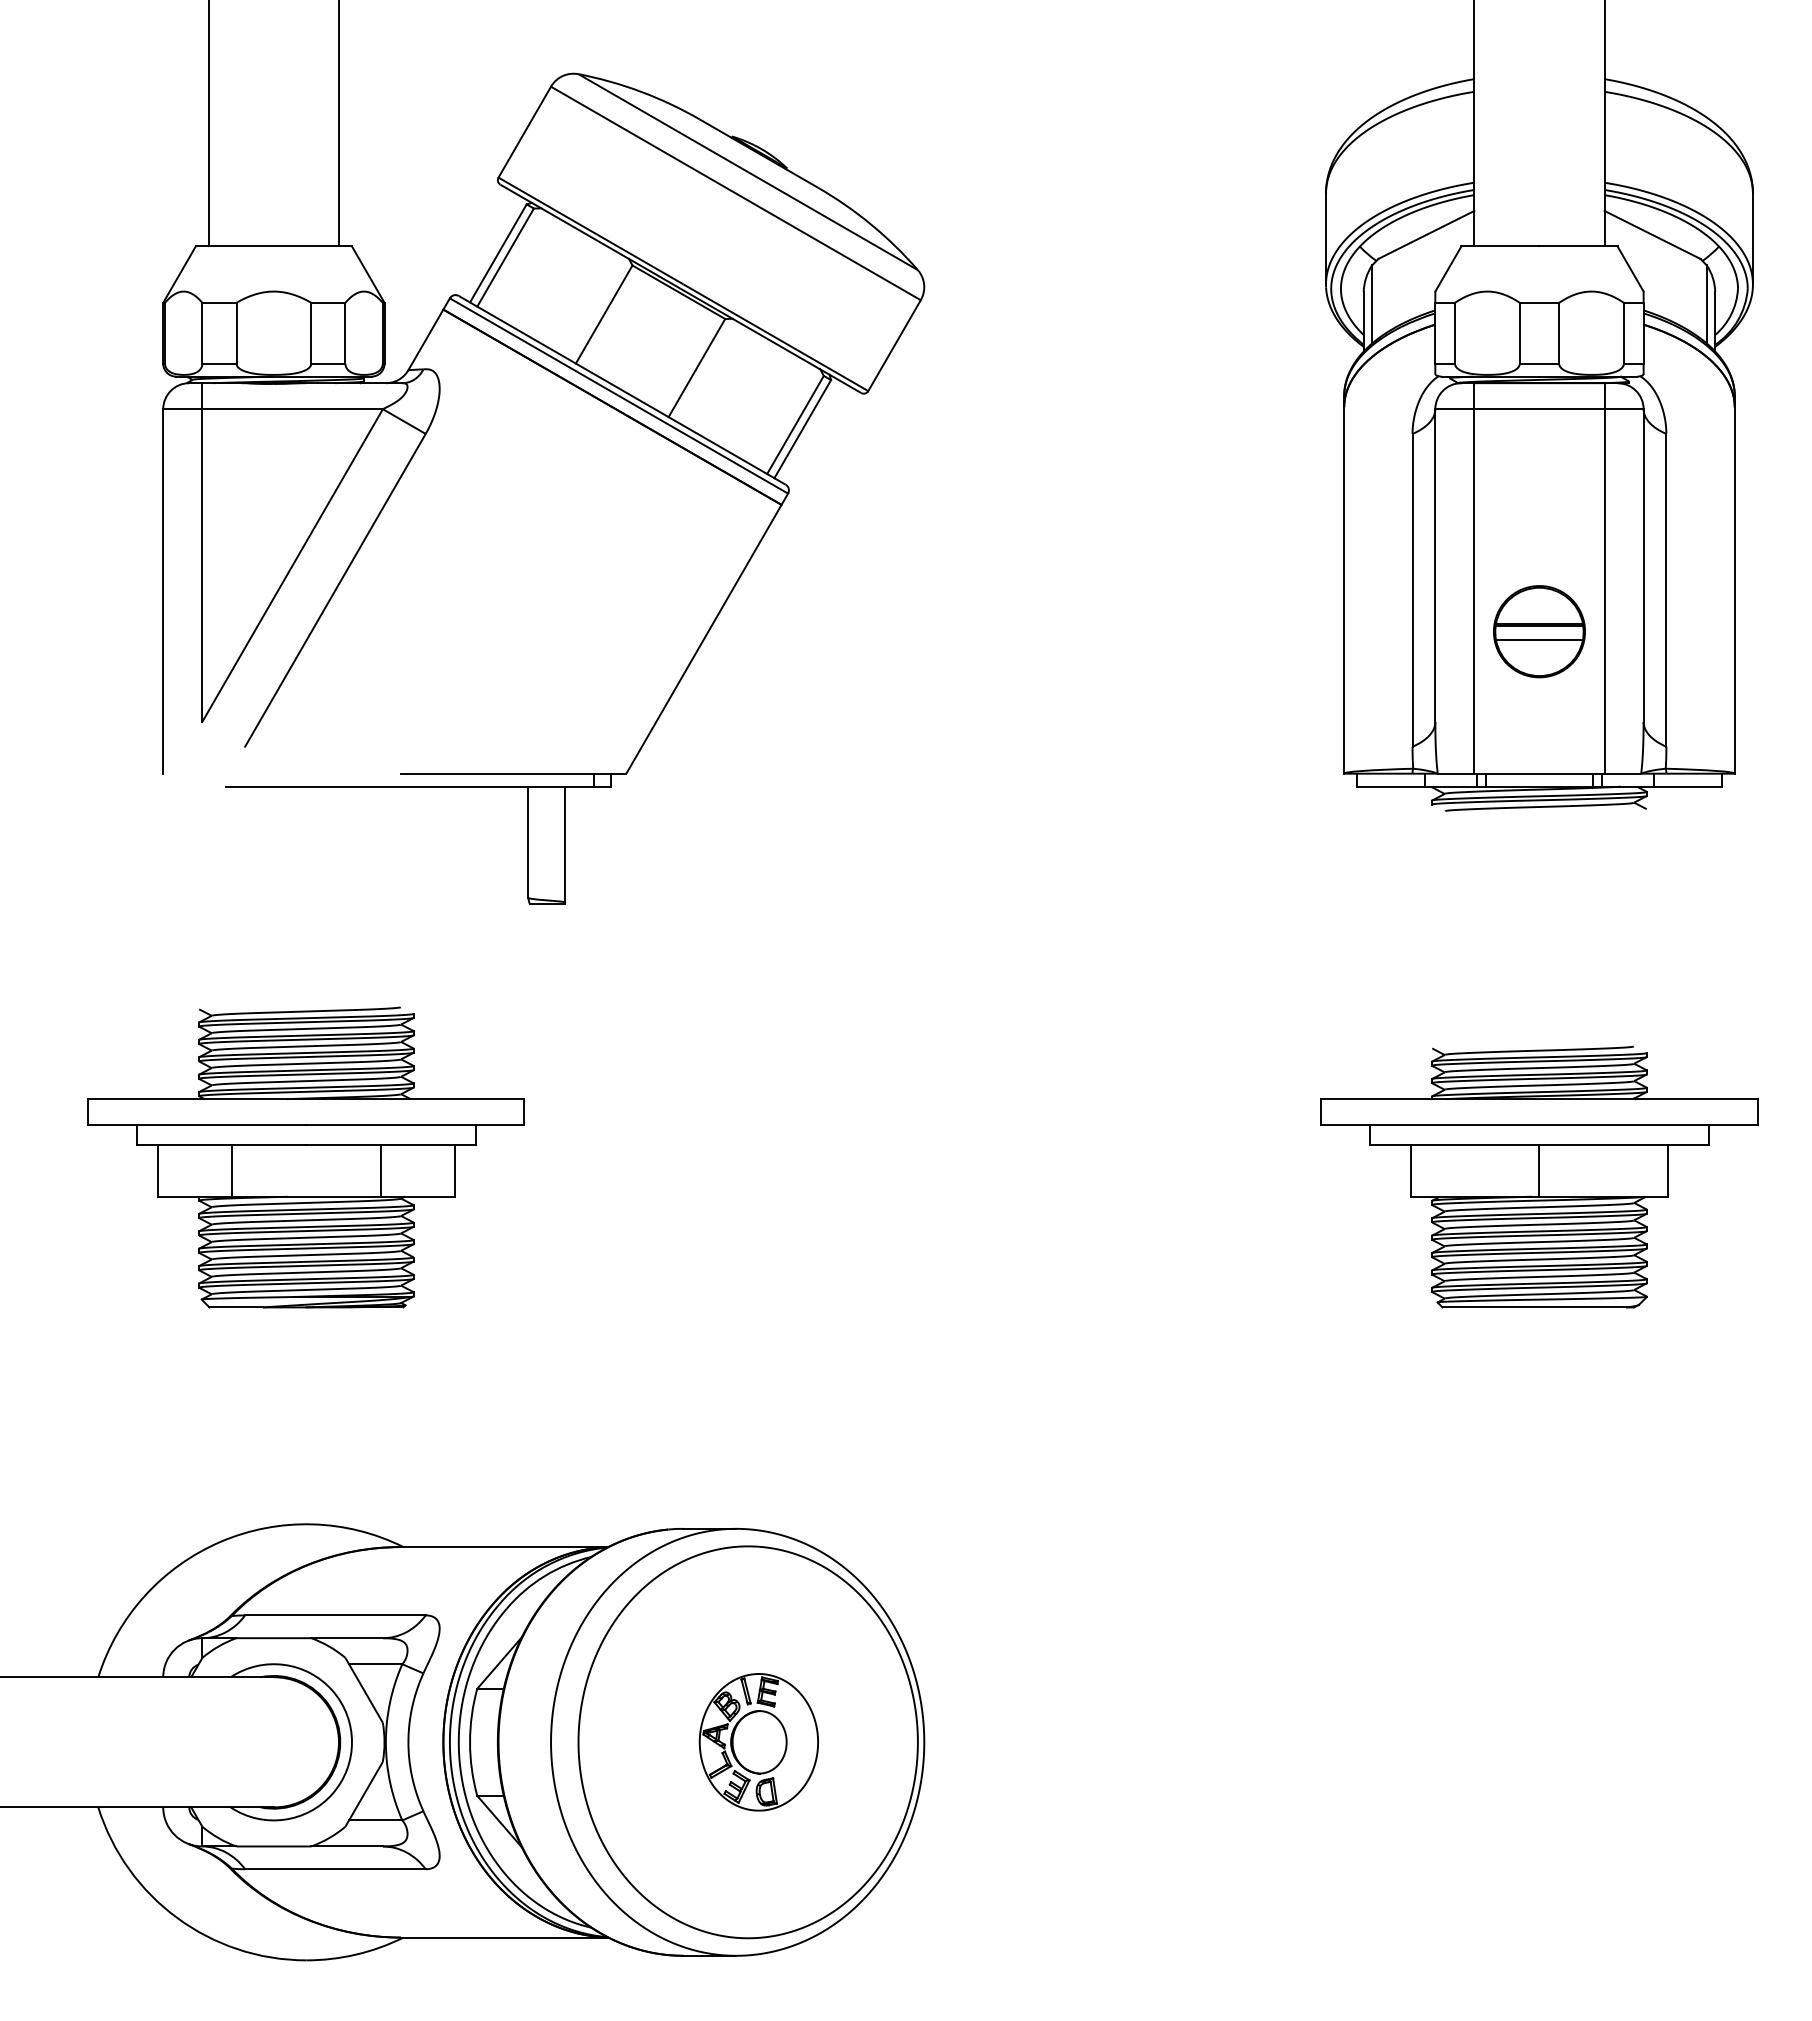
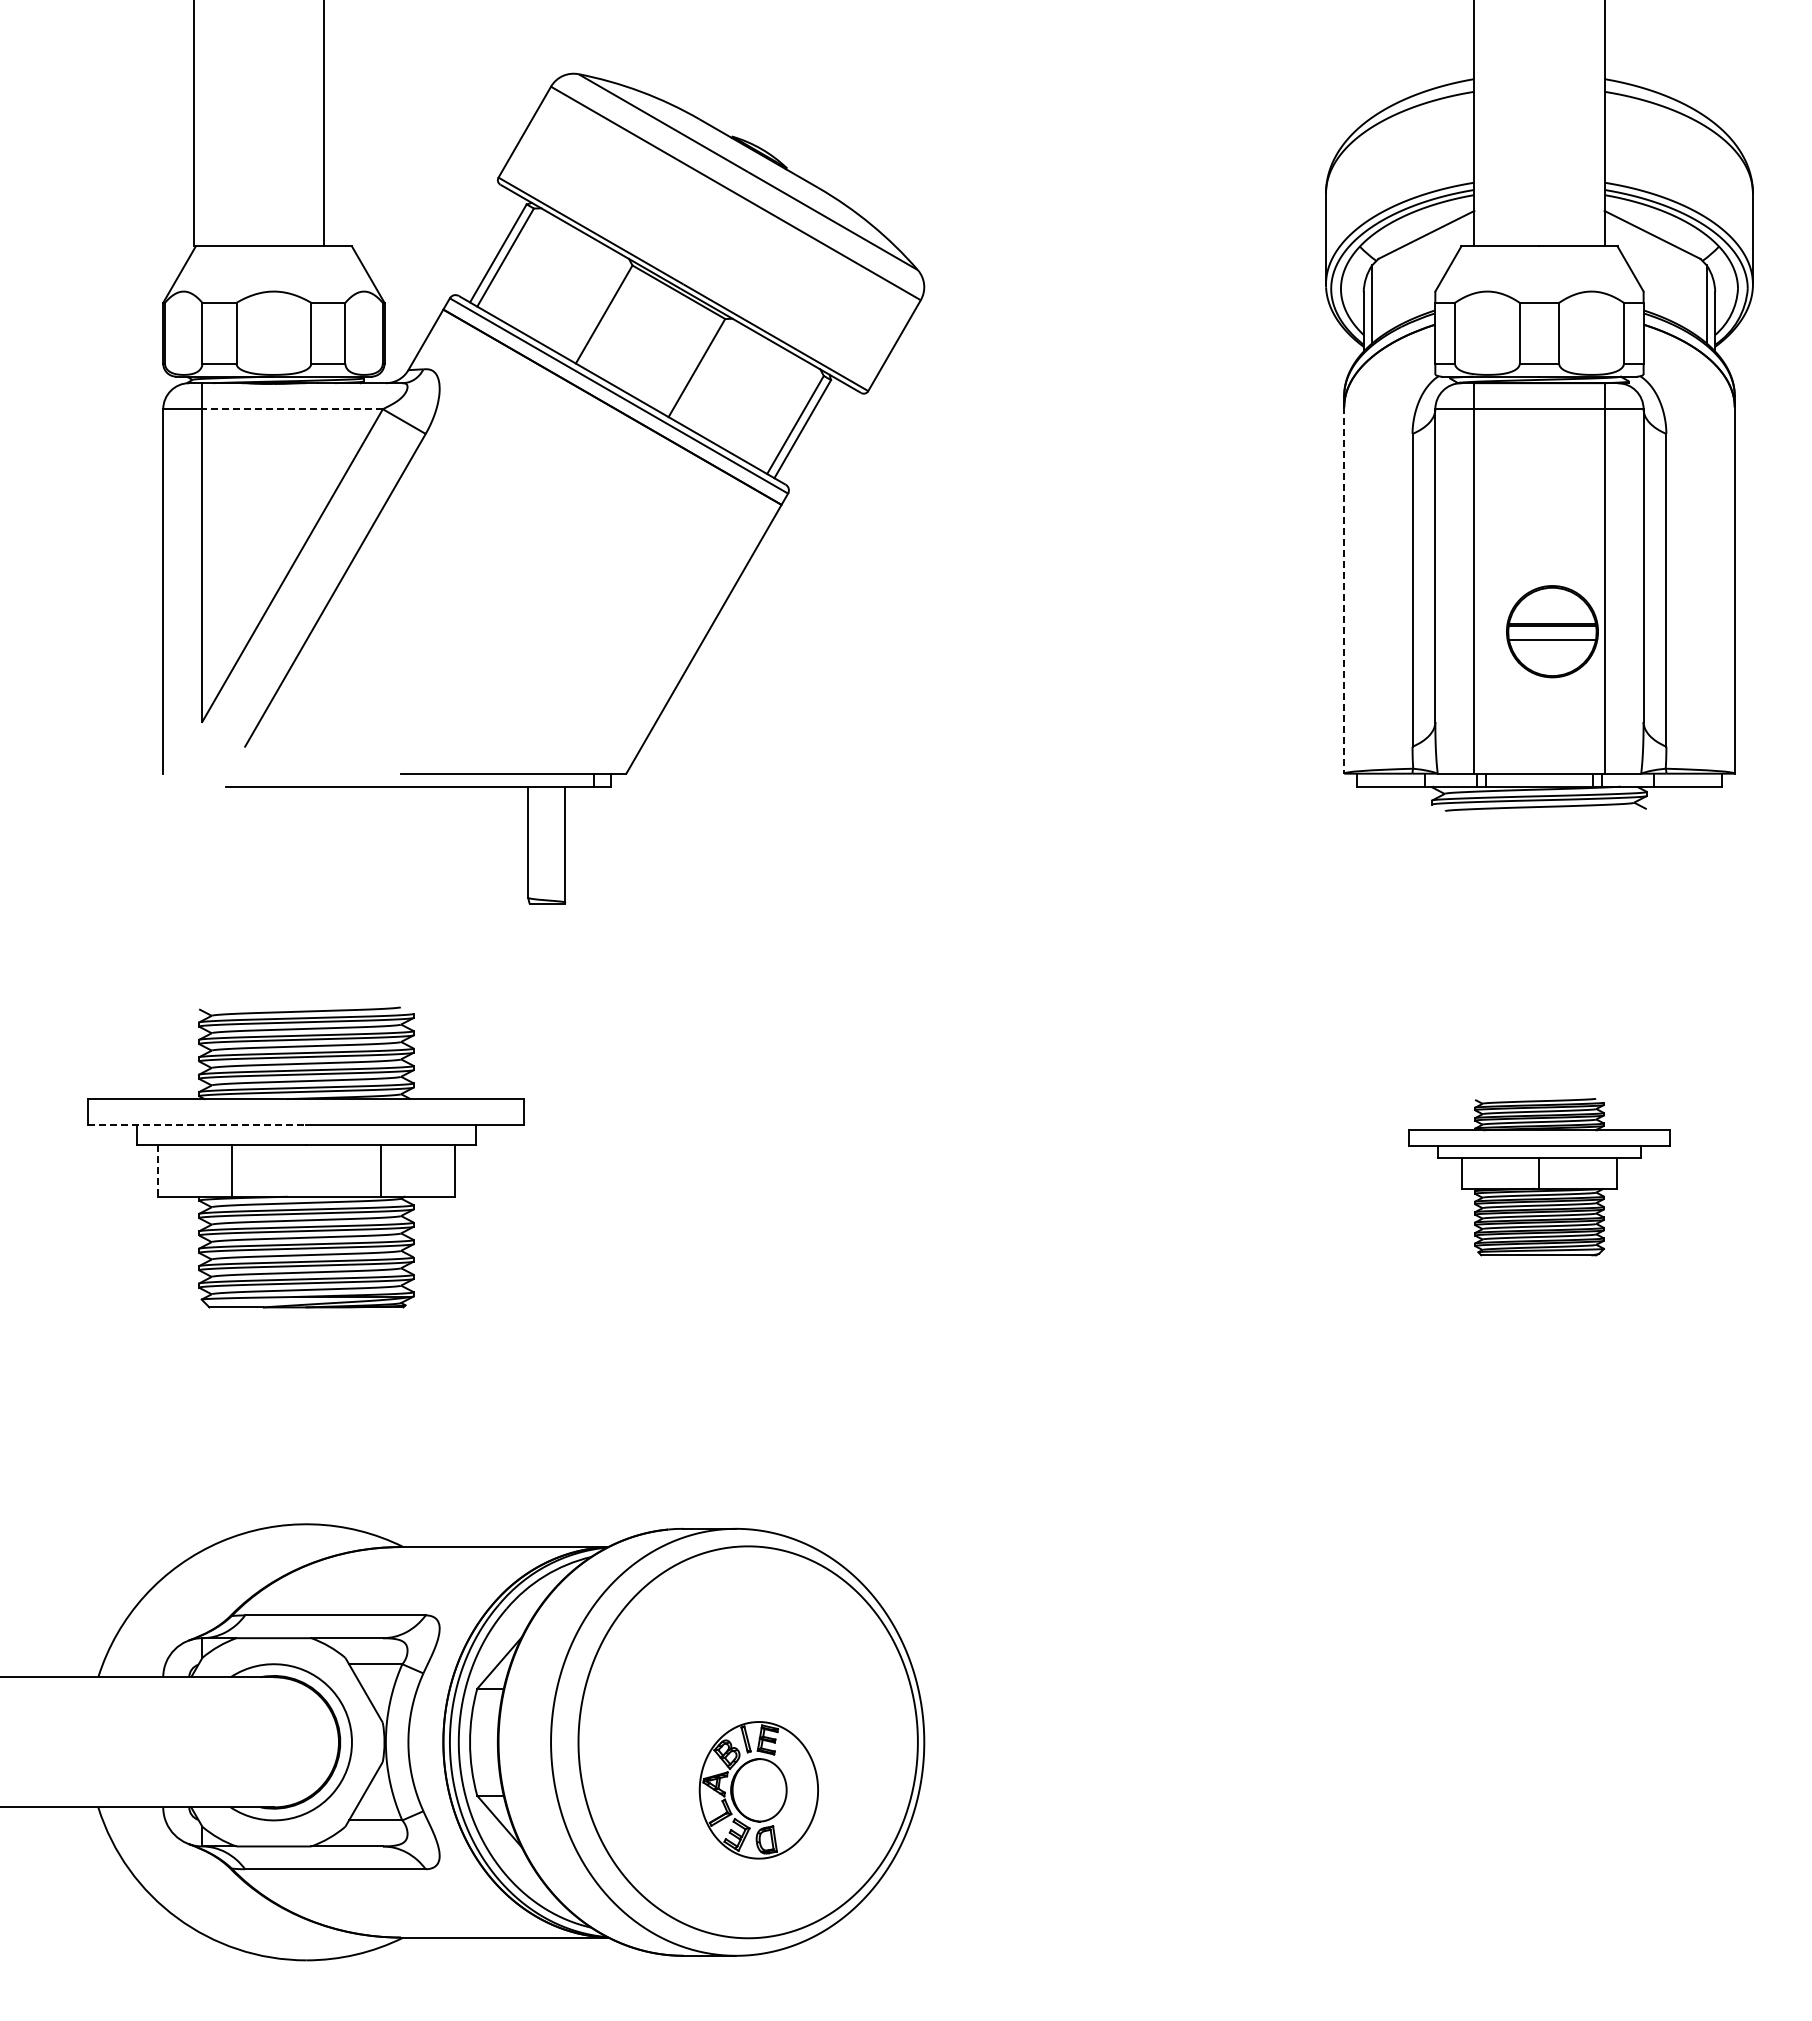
line position: (208, 124) -> (193, 124) (193, 124)
line position: (338, 124) -> (323, 124) (323, 124)
line: solid -> dashed (292, 409)
line: solid -> dashed (1344, 590)
part position: (1539, 631) -> (1552, 631) (1552, 631)
line: solid -> dashed (197, 1125)
line: solid -> dashed (157, 1171)
part size: 439x264 px -> 263x159 px (1539, 1177)
part position: (758, 1742) -> (758, 1790) (758, 1790)
